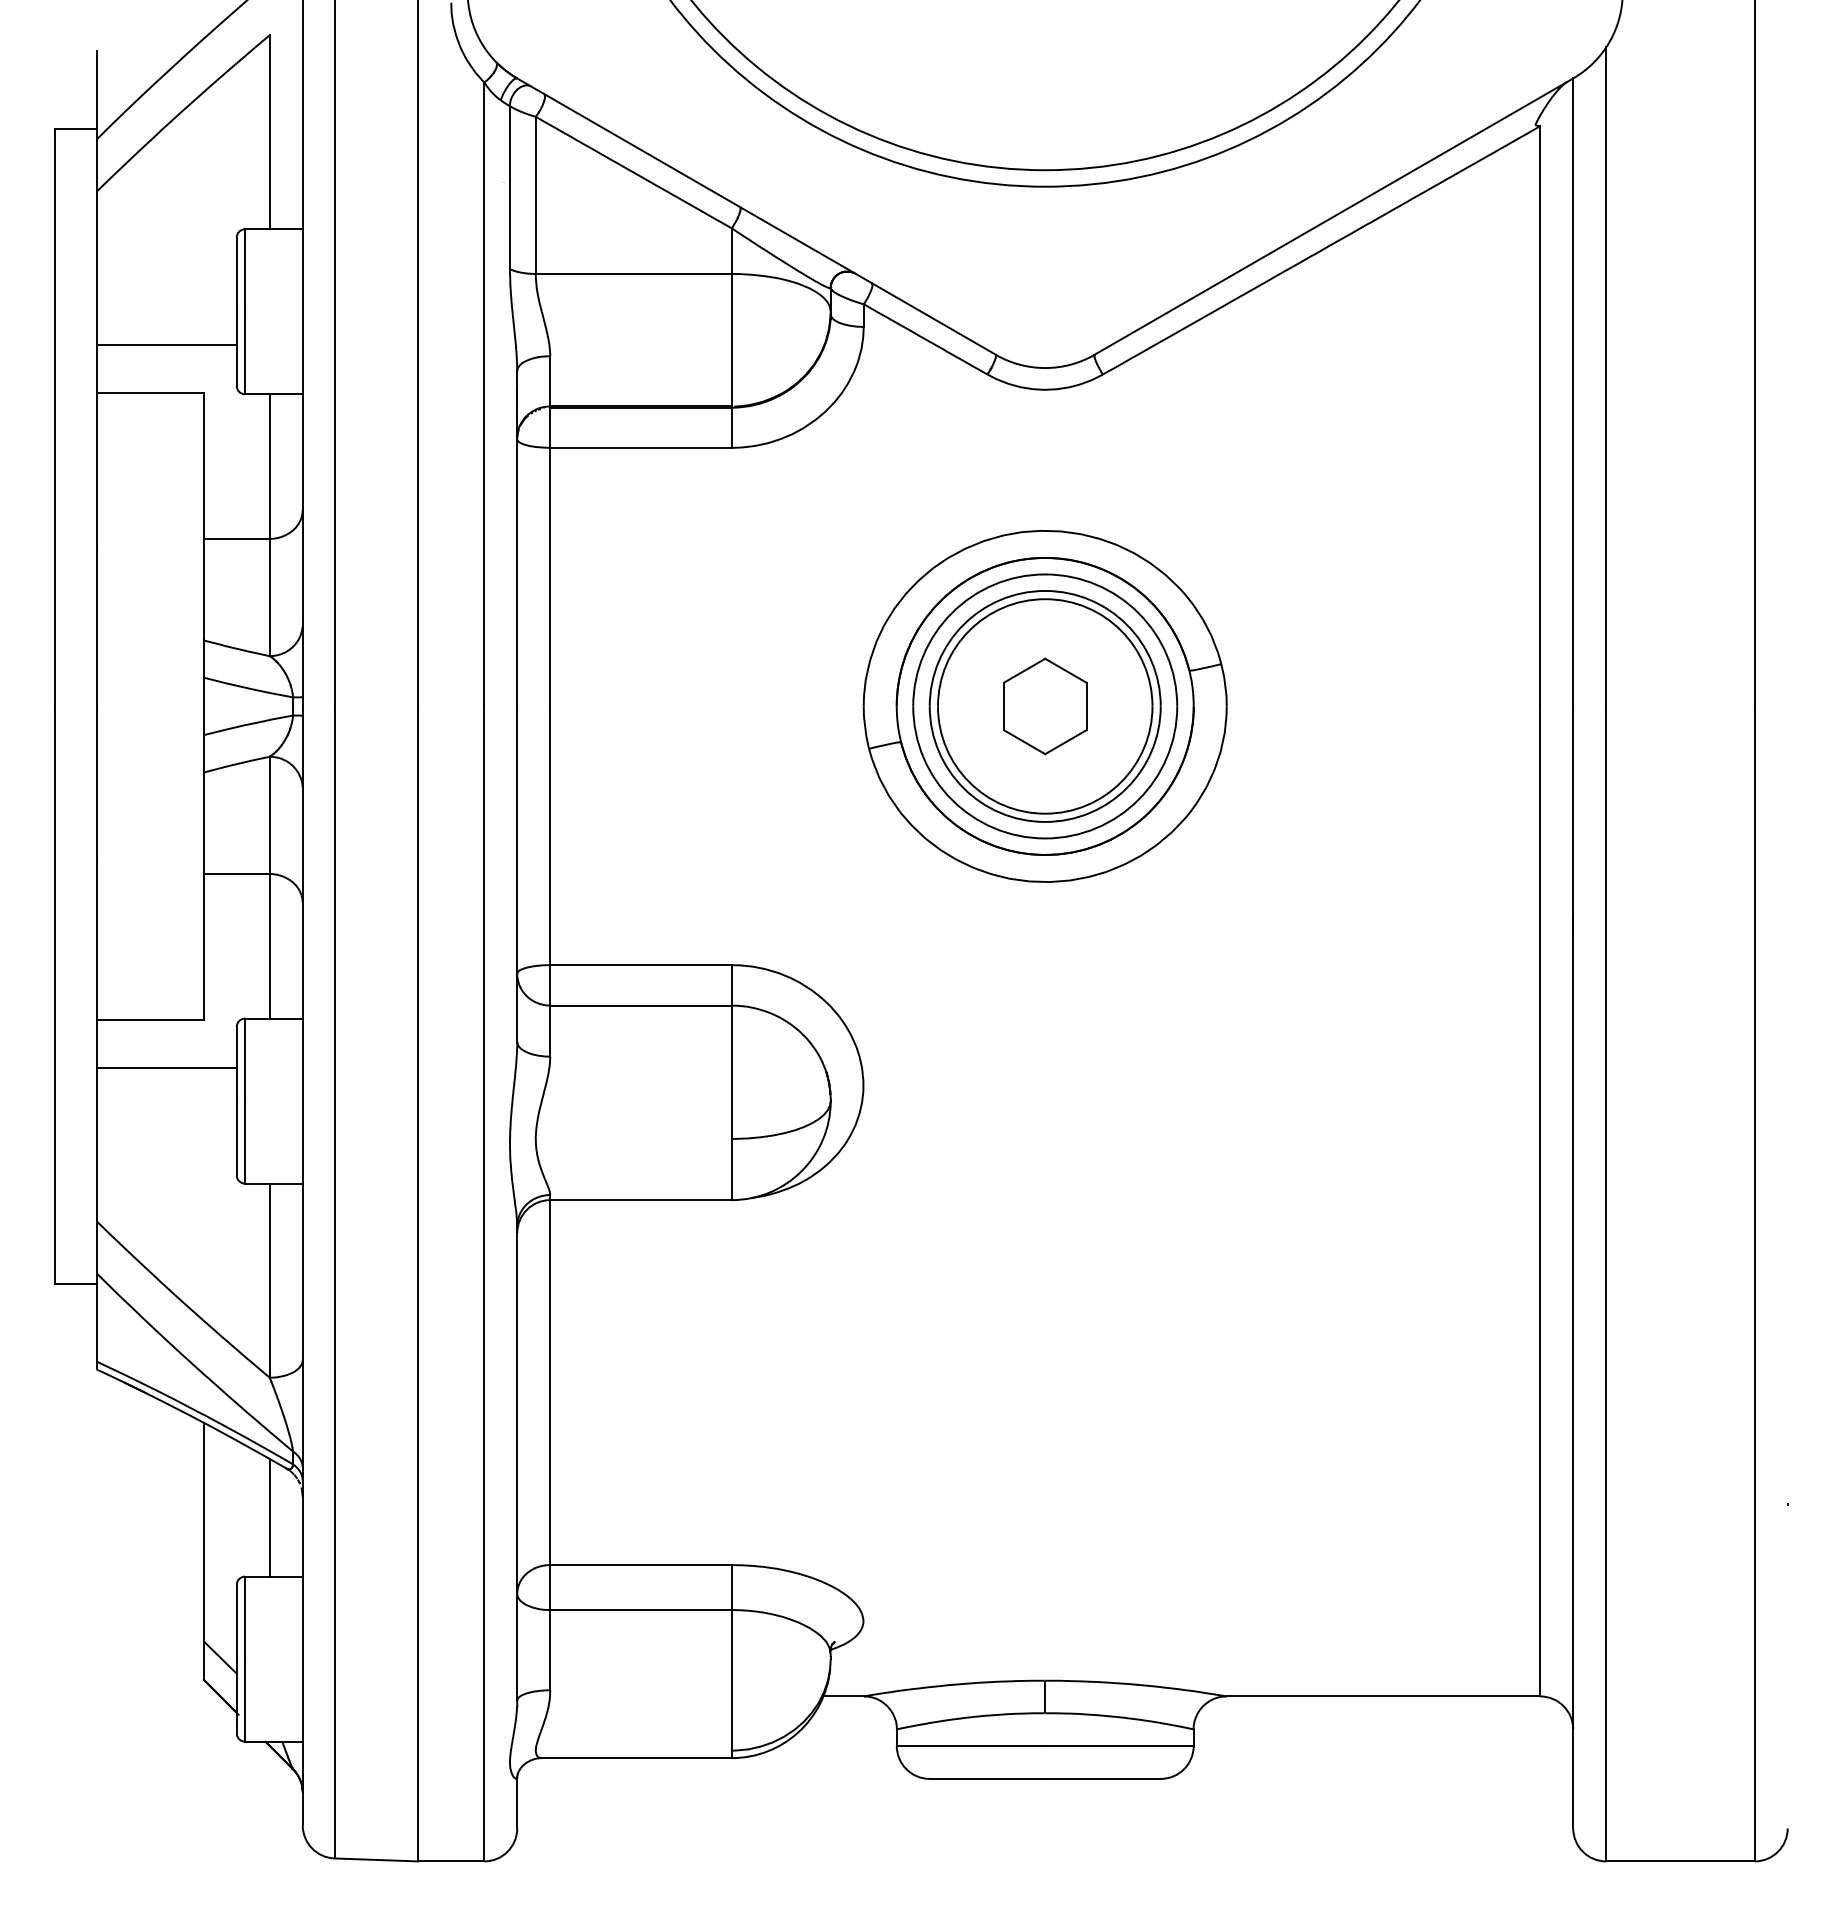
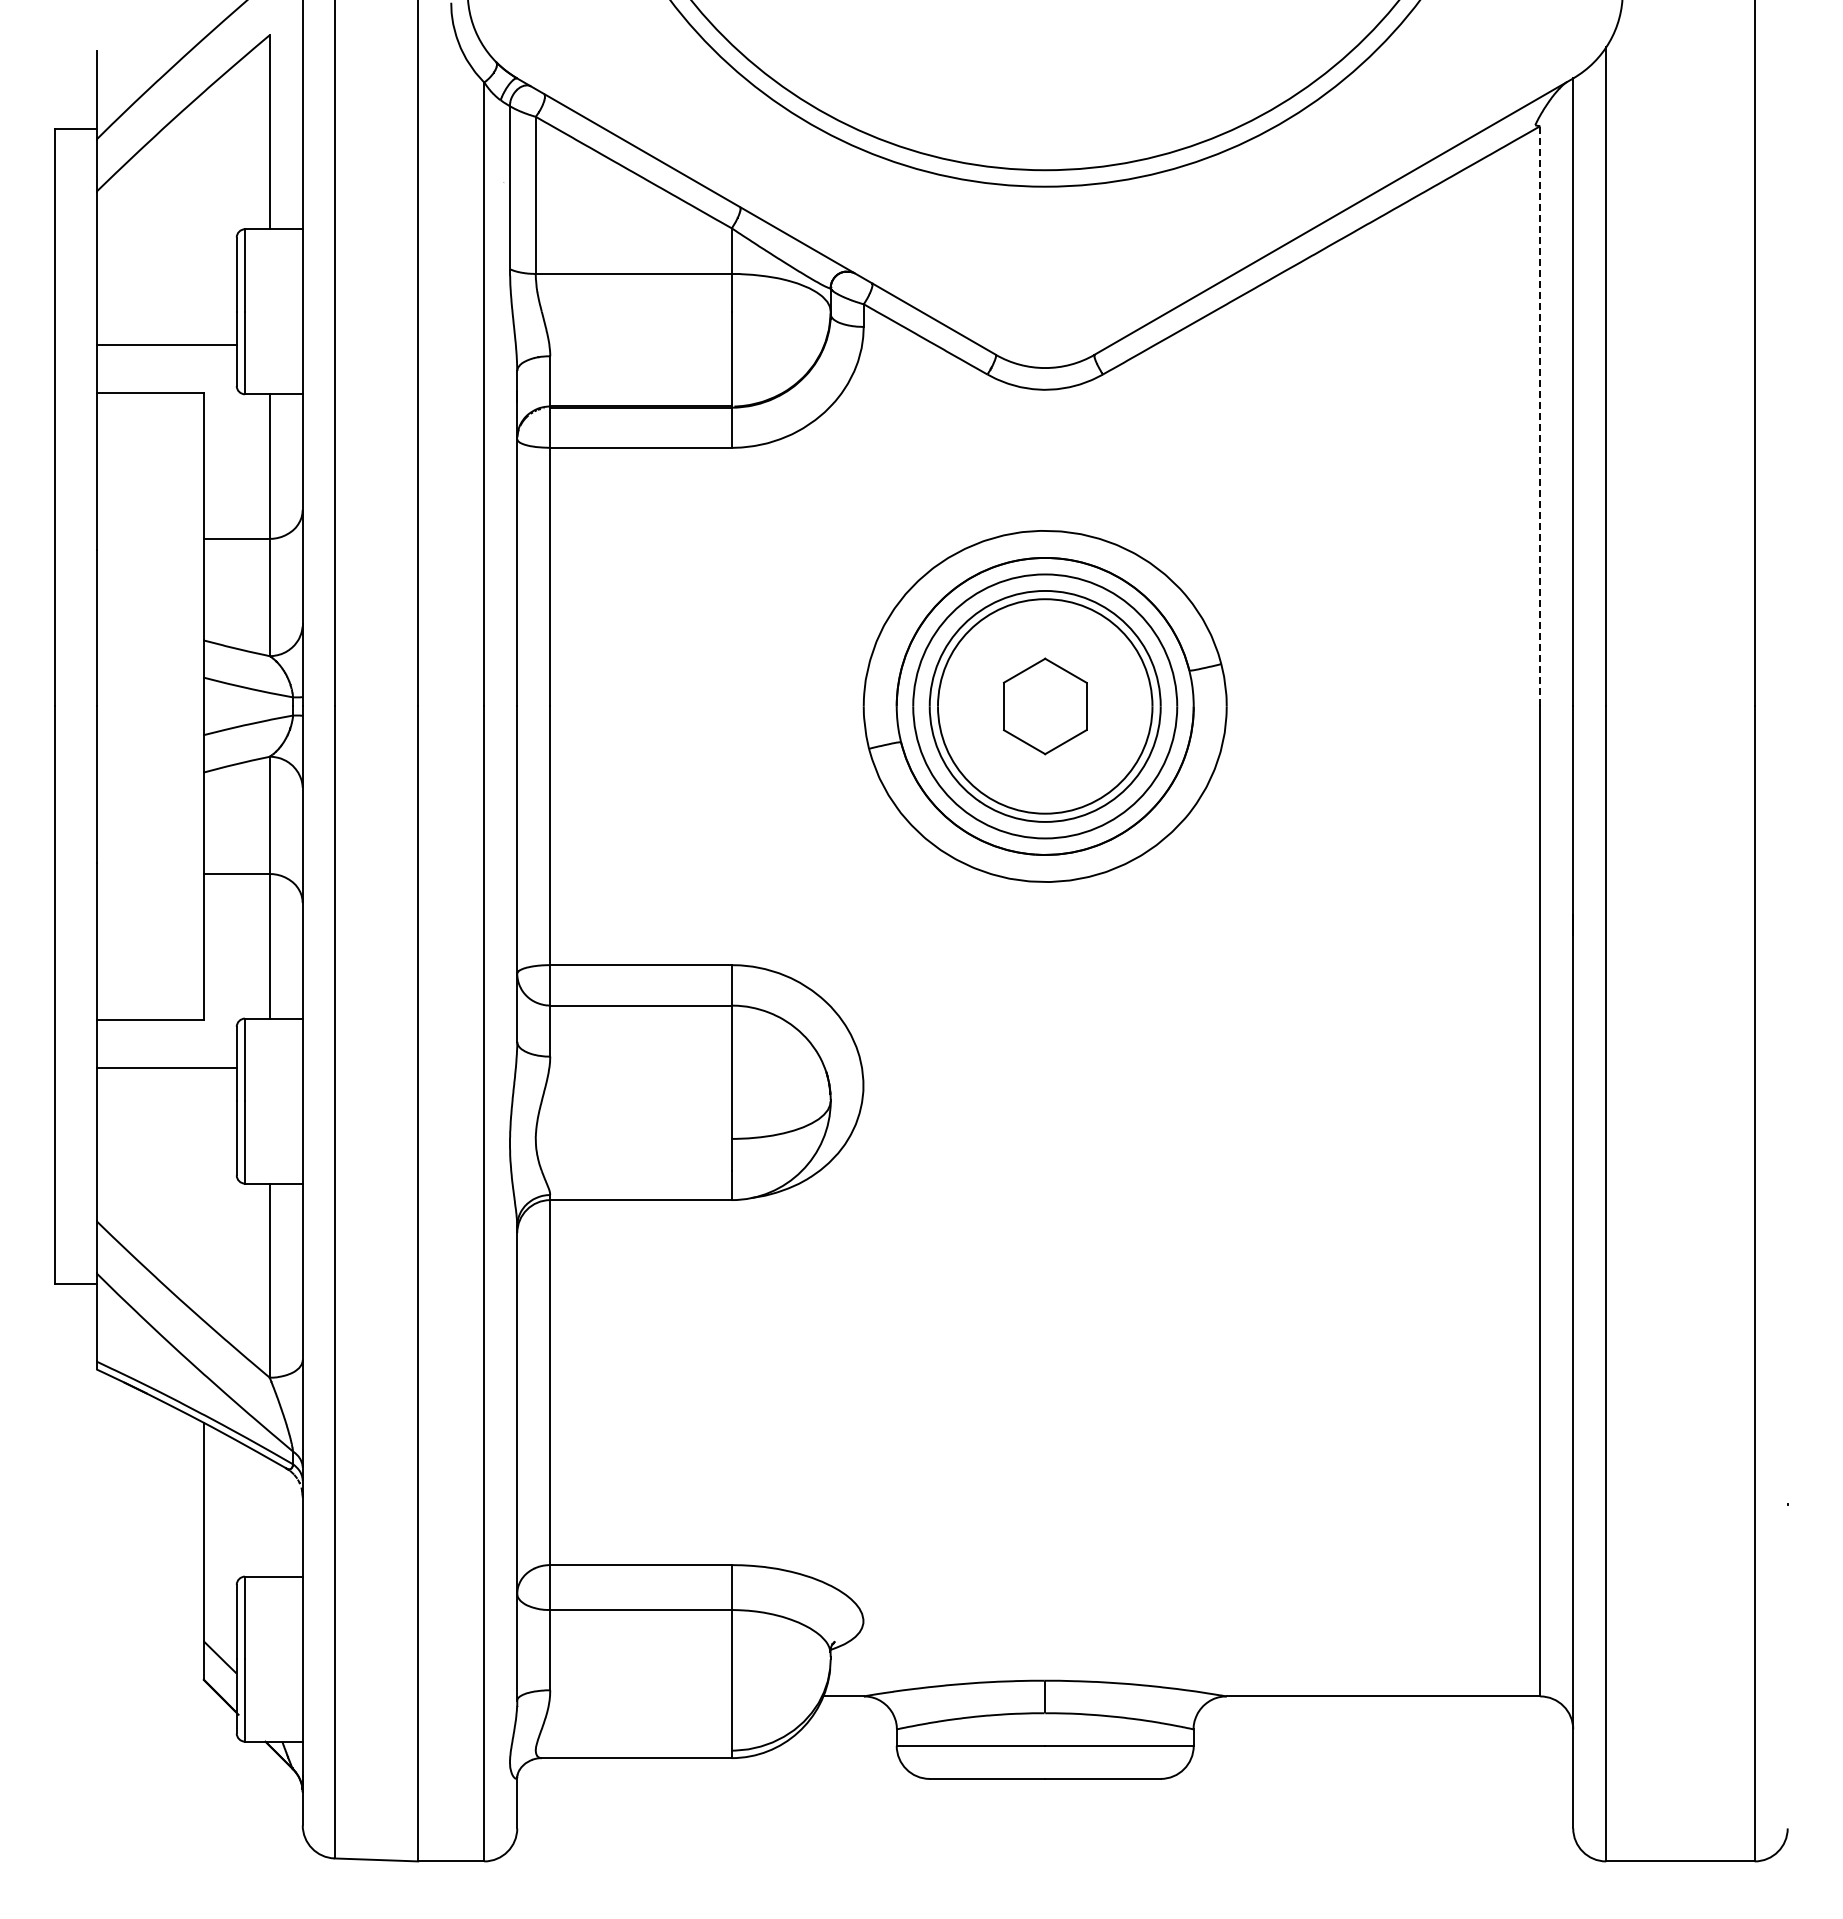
line: solid -> dashed (1540, 415)
line: present -> none (269, 1517)
